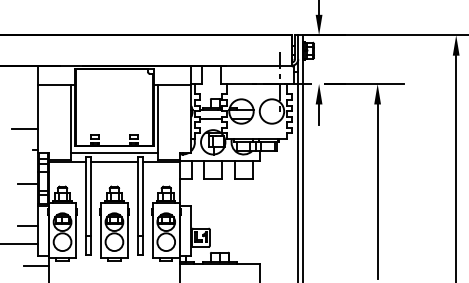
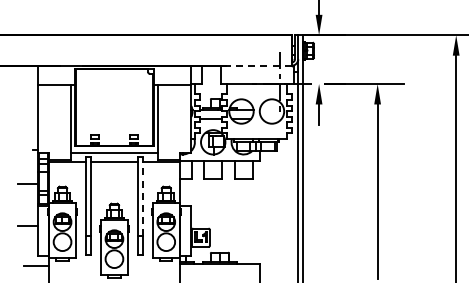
line: solid -> dashed (258, 65)
line: present -> none (24, 128)
line: solid -> dashed (143, 196)
part position: (114, 223) -> (114, 240) (114, 240)
line: present -> none (19, 244)
